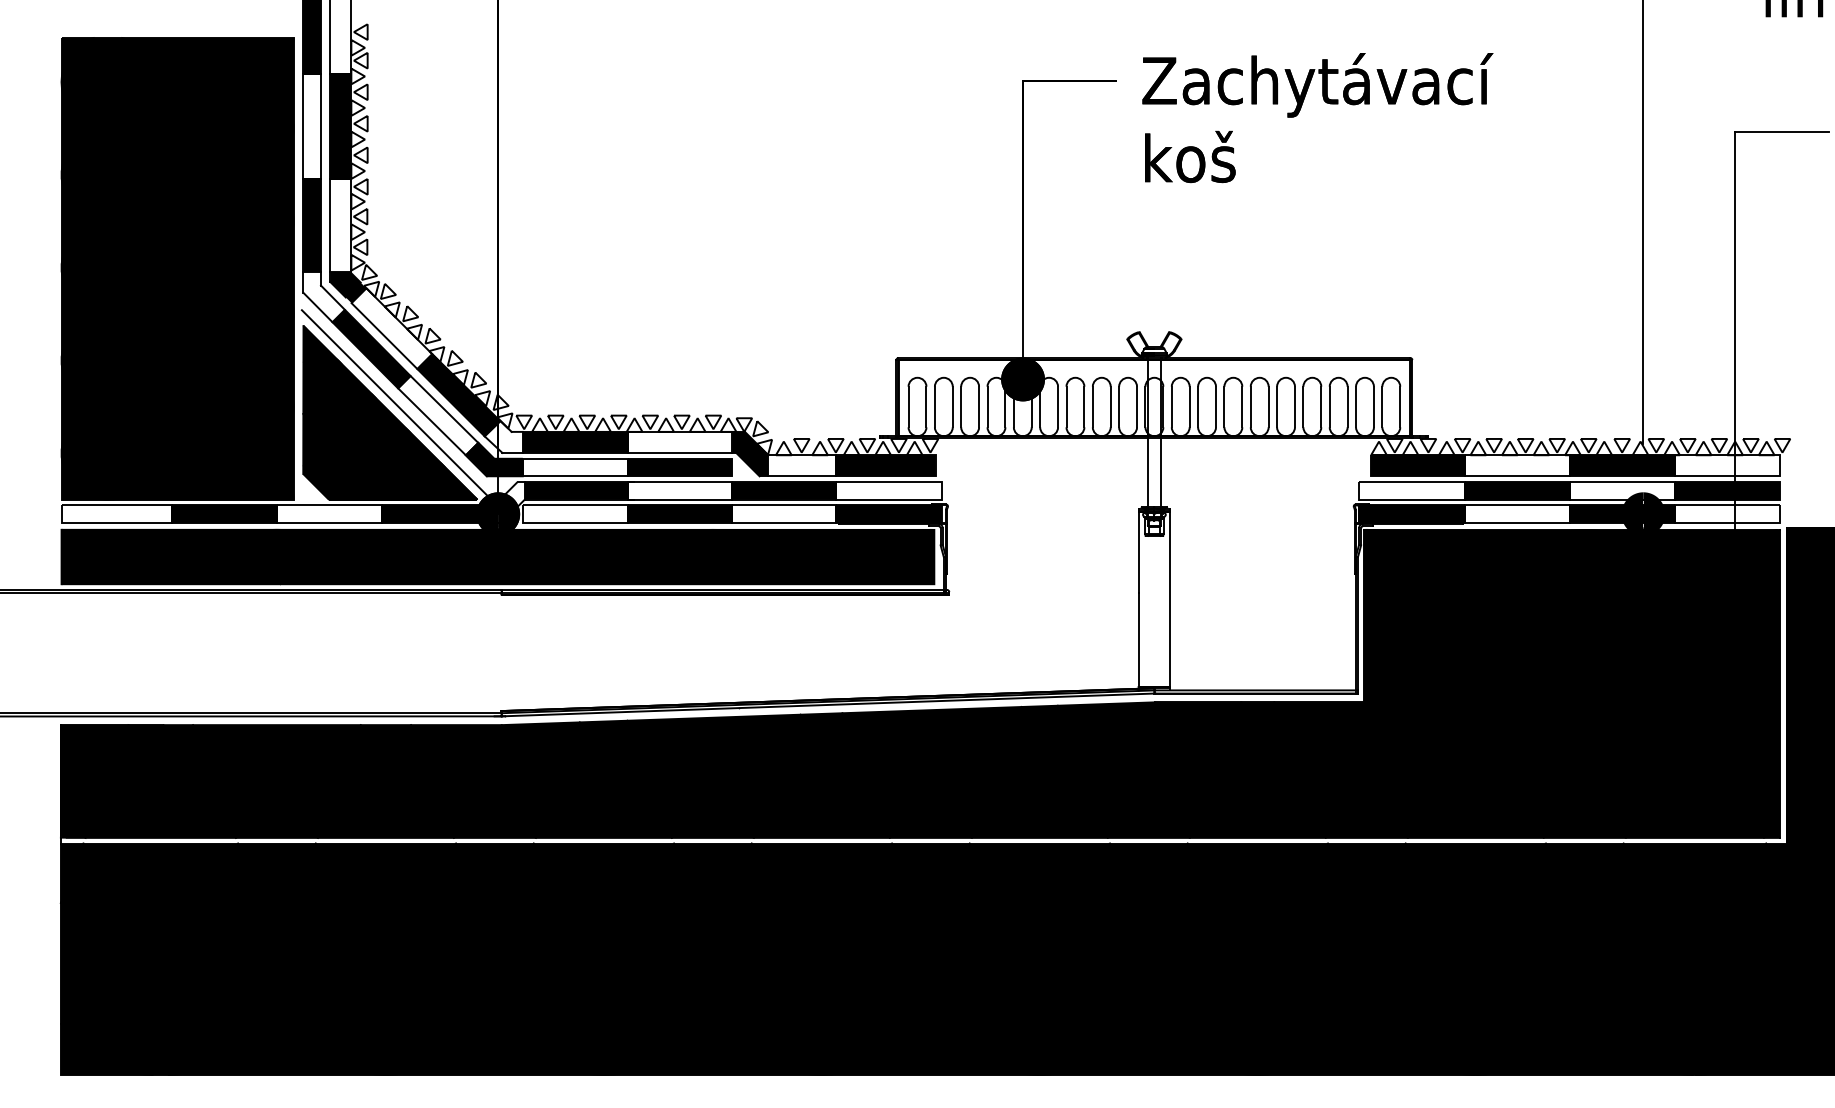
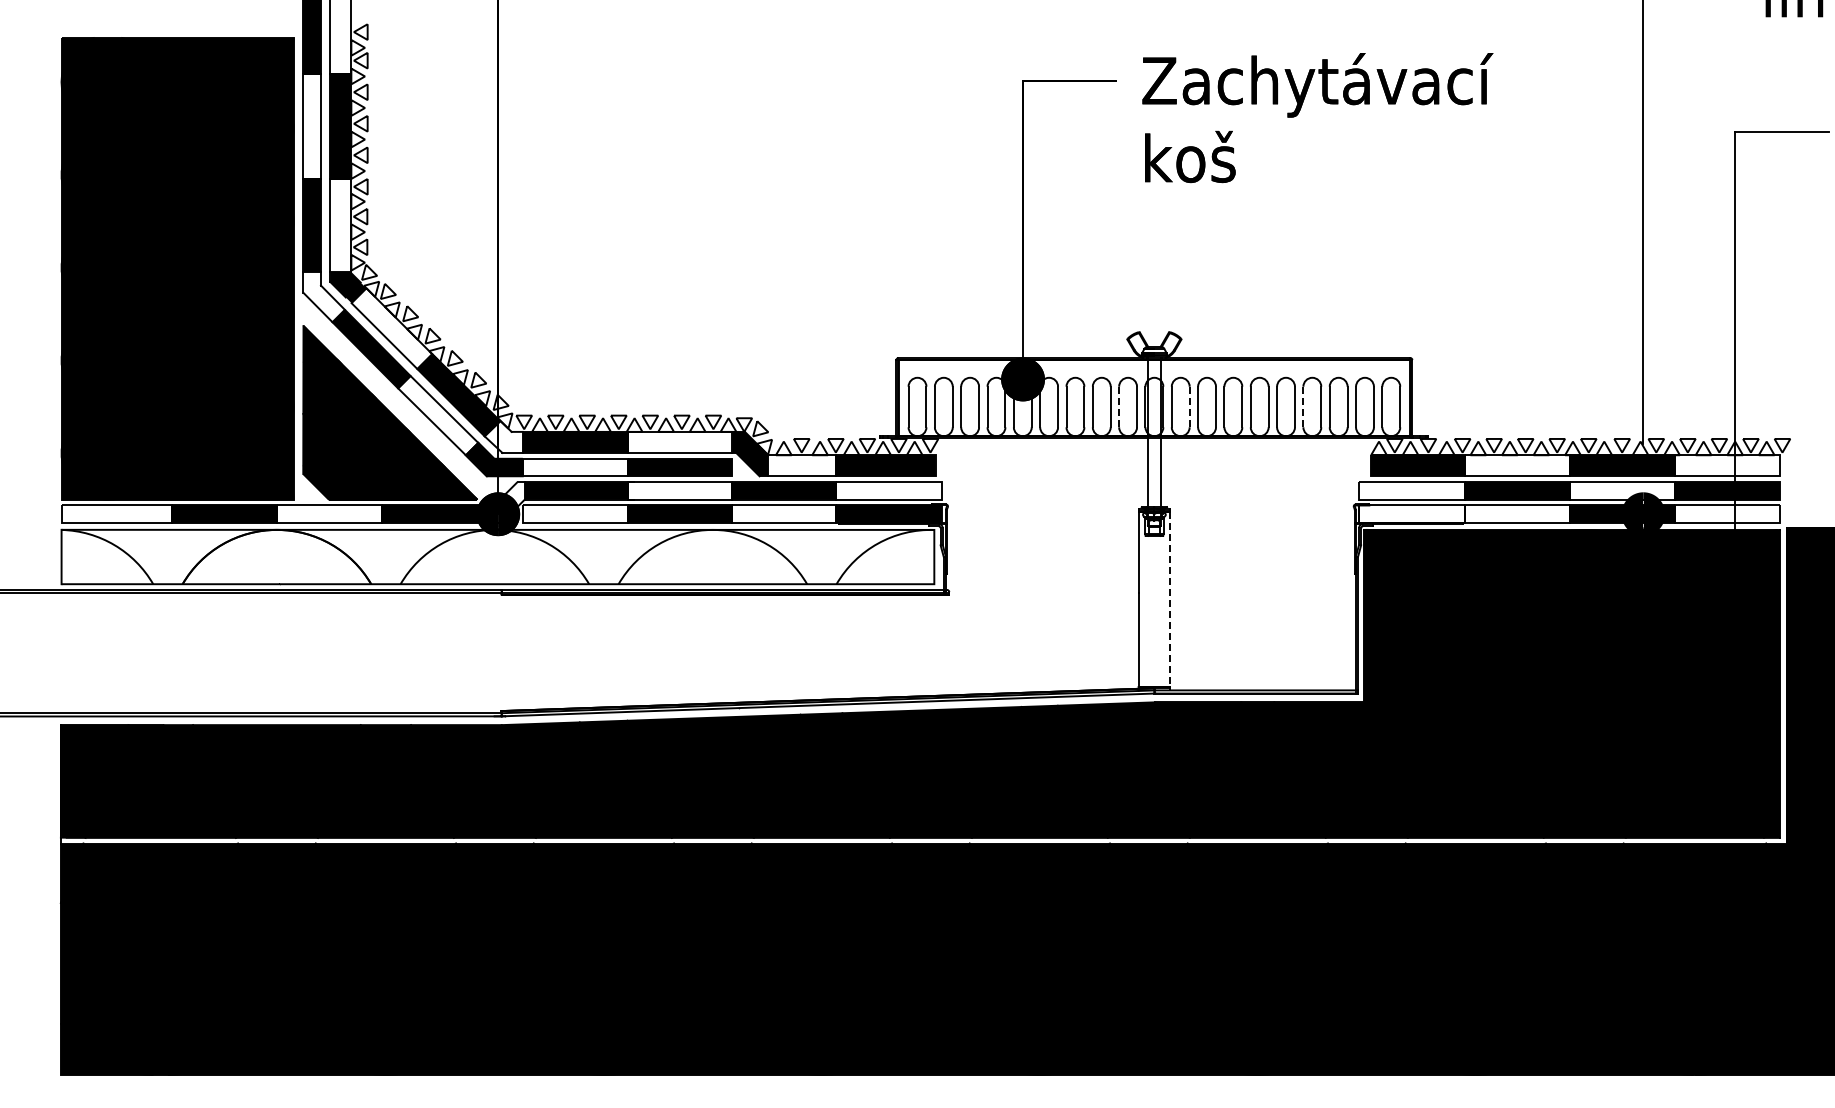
line: present -> none (396, 404)
line: solid -> dashed (1119, 406)
line: solid -> dashed (1303, 406)
line: solid -> dashed (1189, 407)
fill: present -> none (1411, 514)
fill: present -> none (497, 556)
line: solid -> dashed (1170, 600)
